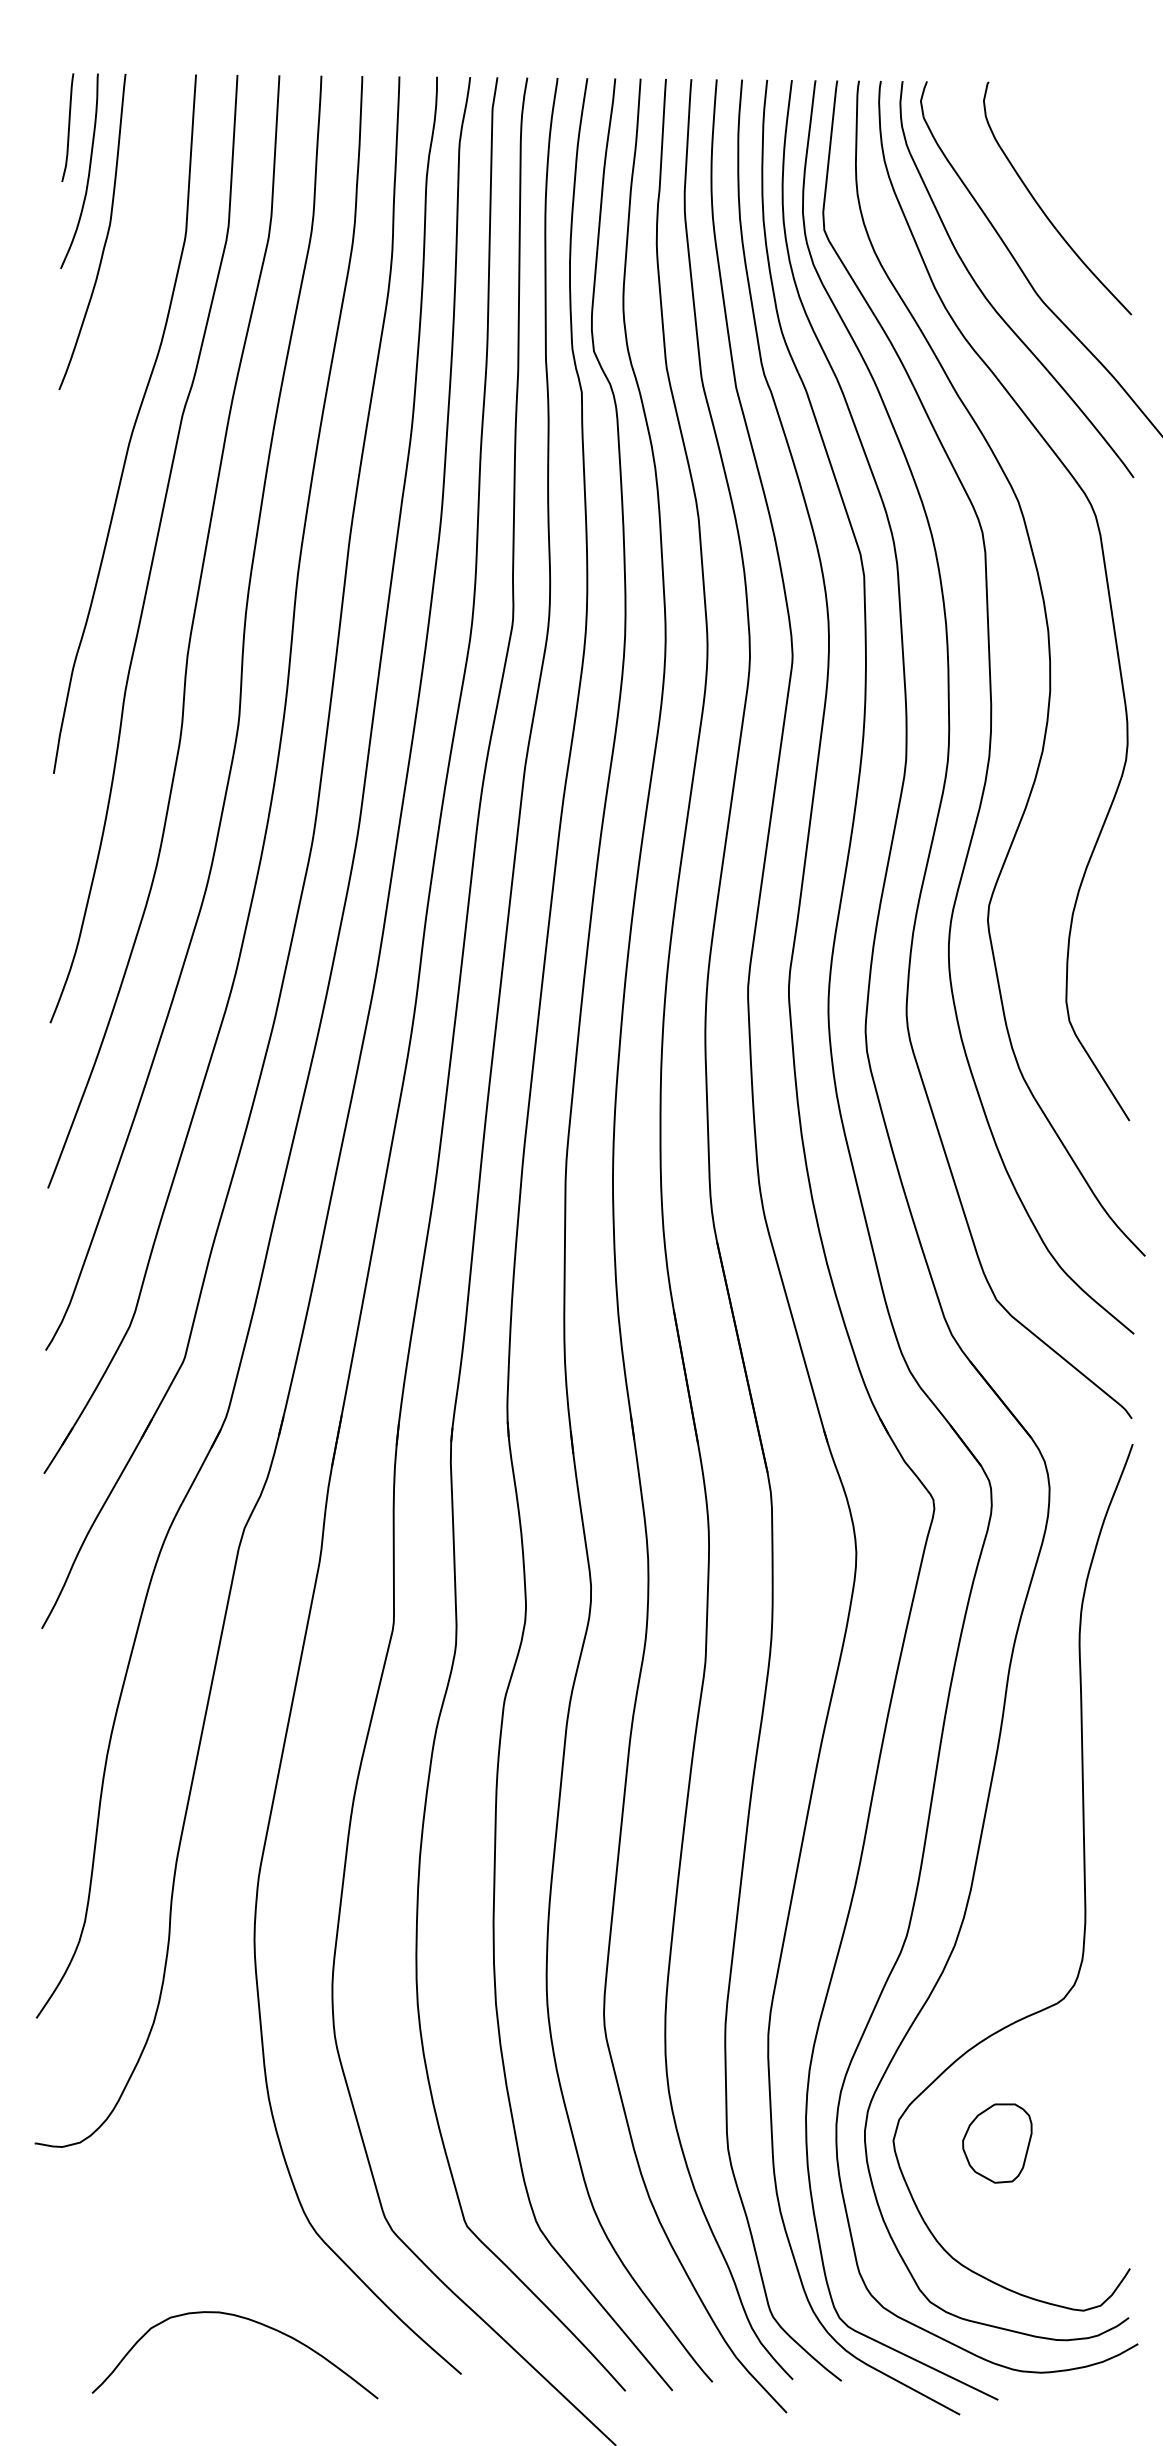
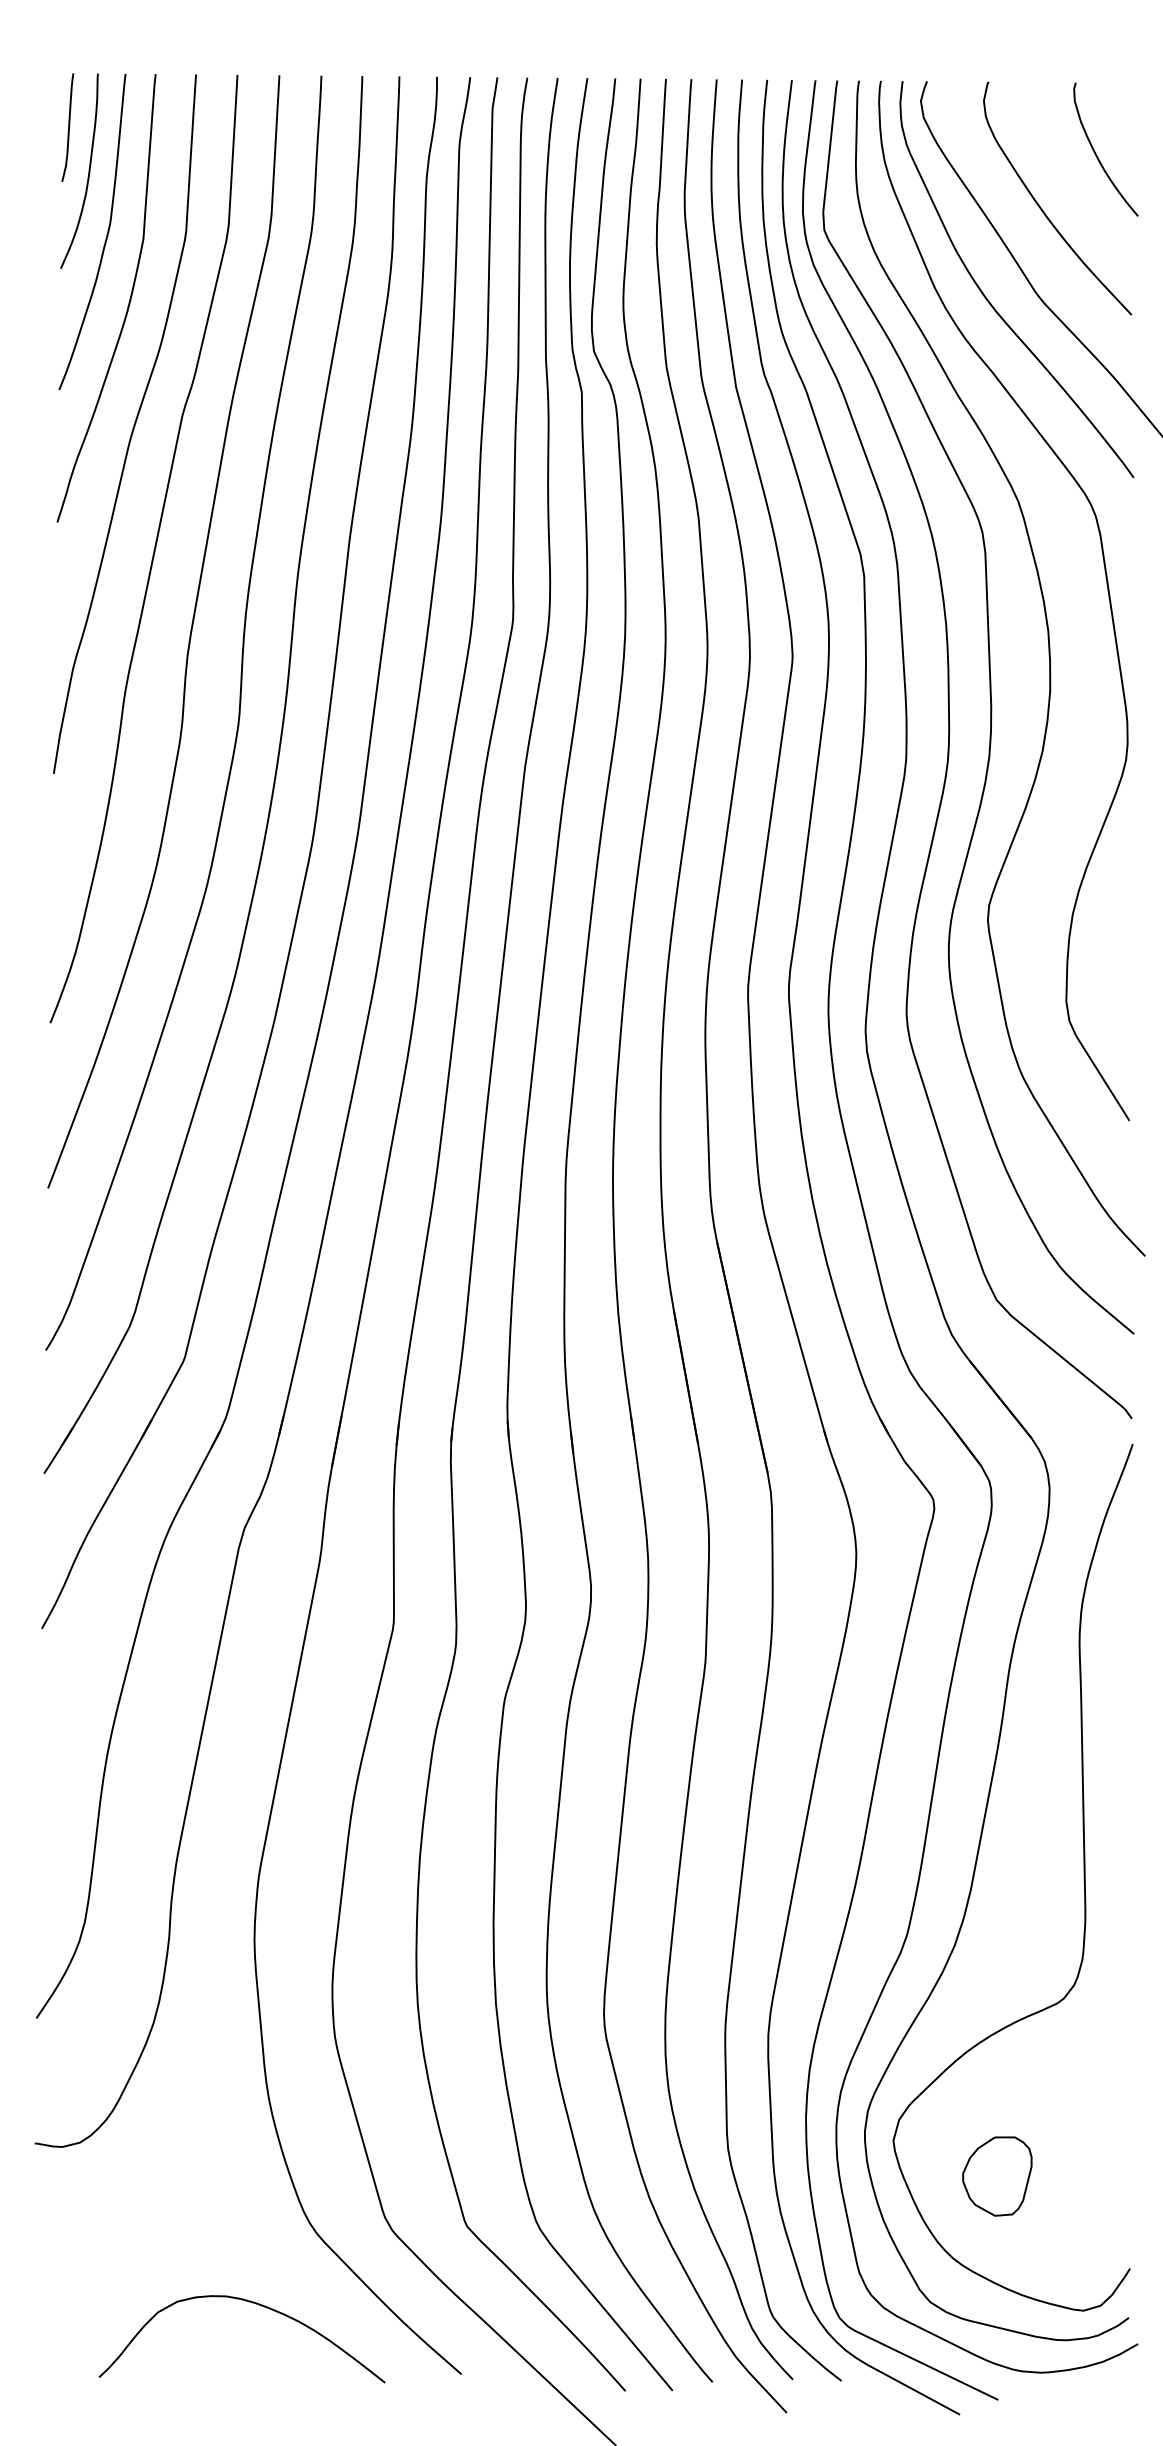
curve: none -> present (1096, 153)
curve: none -> present (128, 302)
part position: (997, 2143) -> (997, 2176) (997, 2176)
curve position: (245, 2319) -> (252, 2303) (252, 2303)
